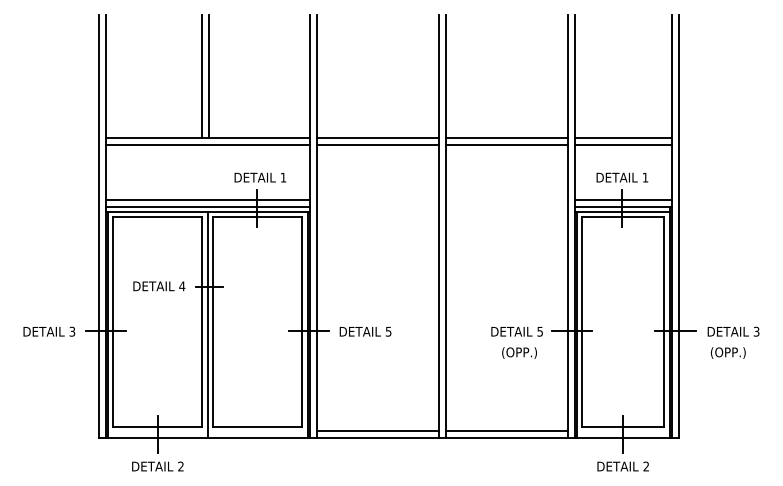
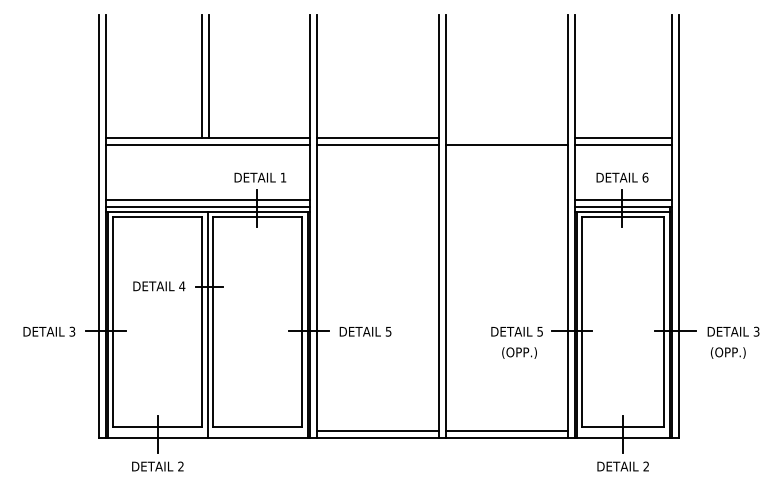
line: present -> none (506, 138)
text: 1 -> 6 (645, 177)
